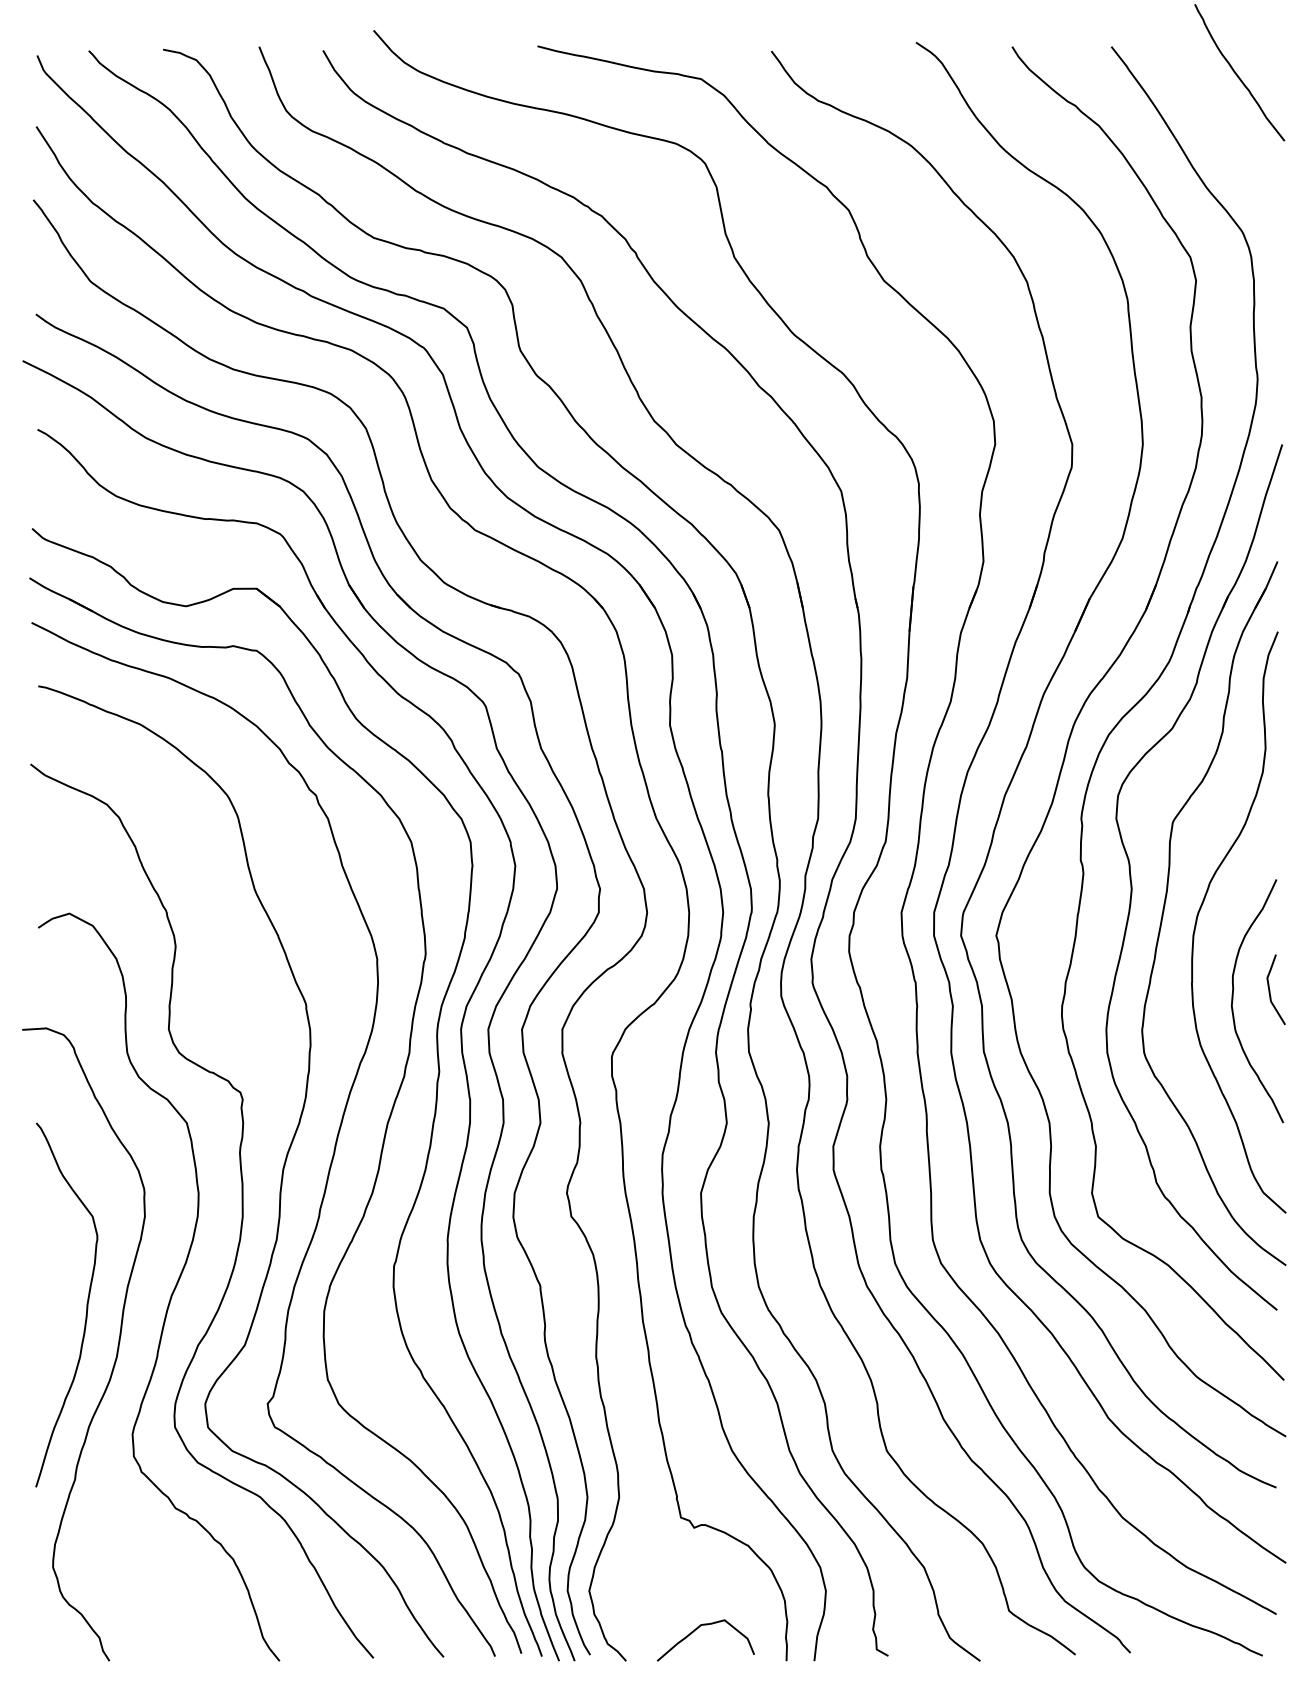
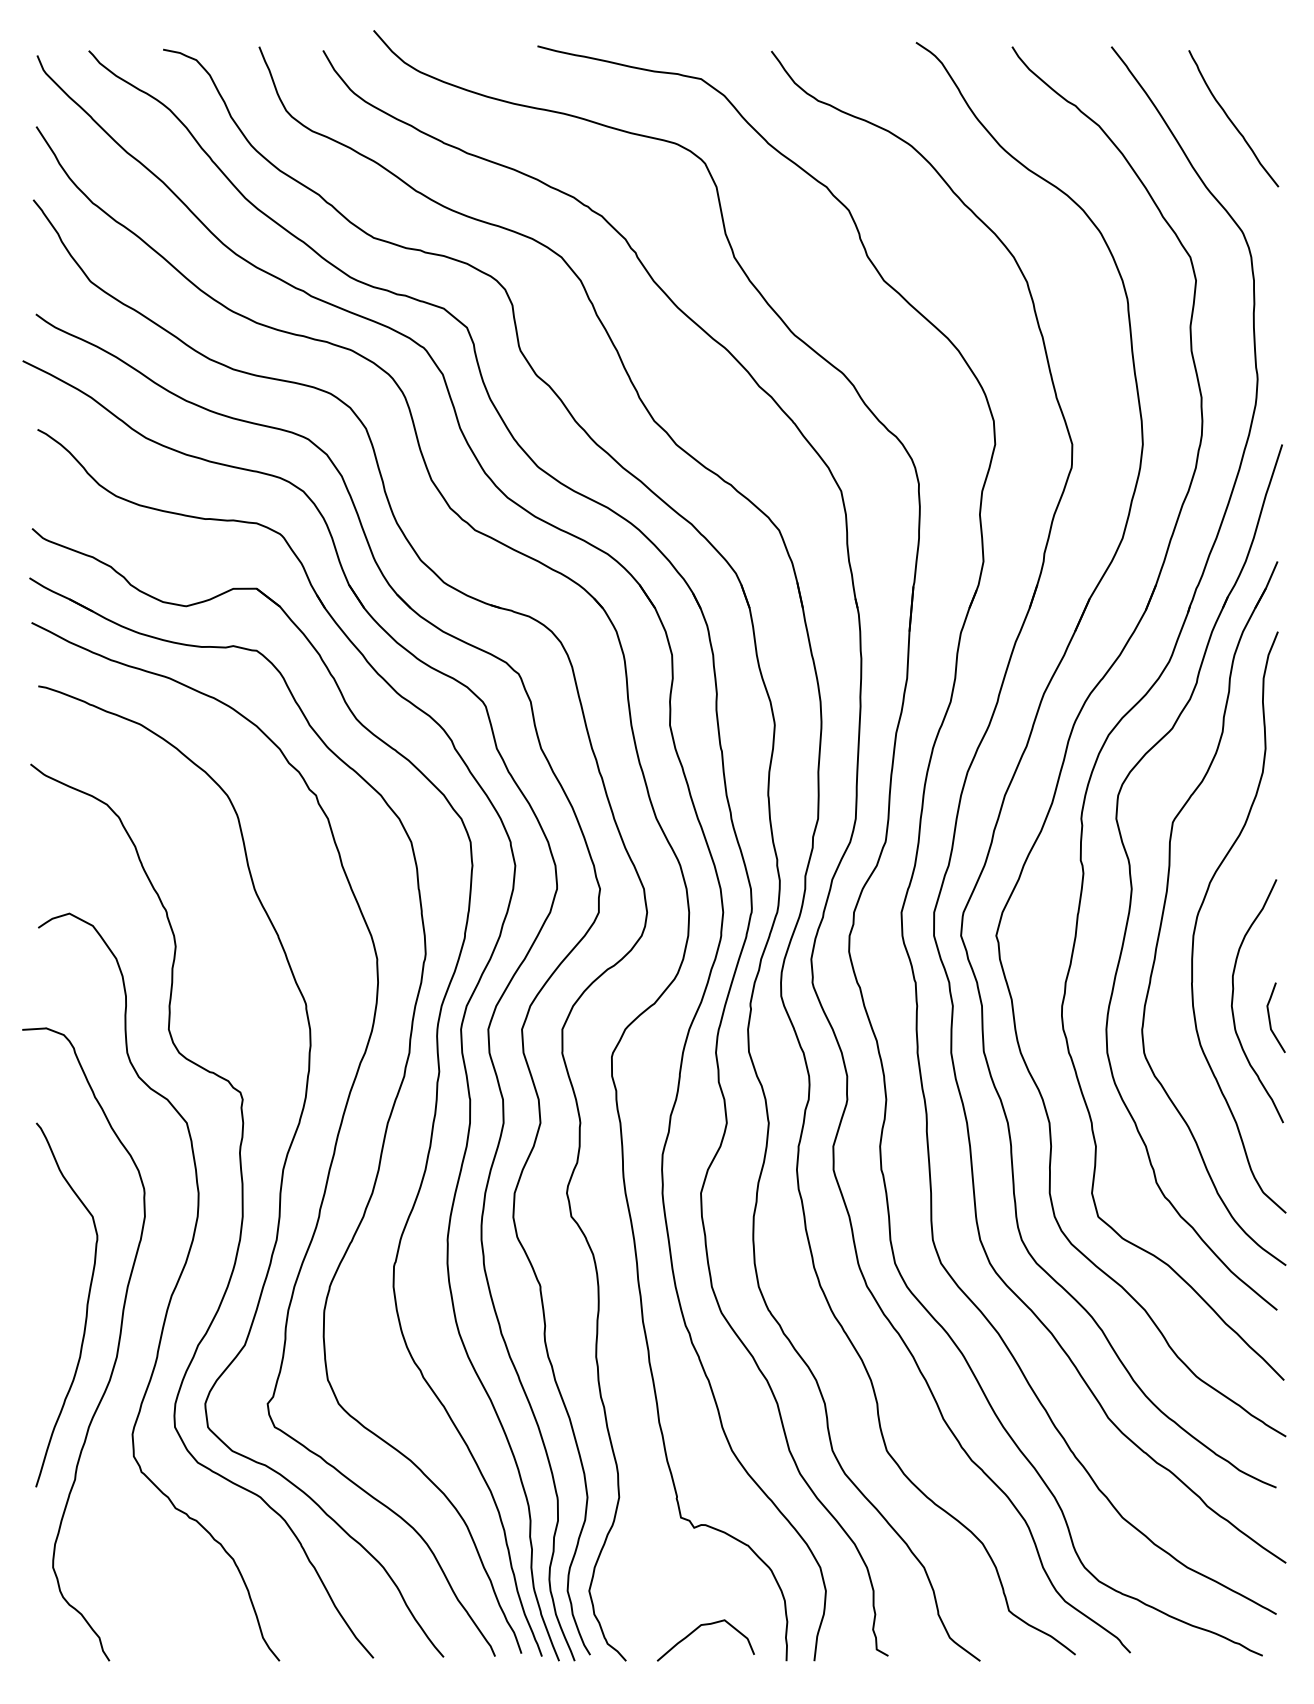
curve position: (1237, 74) -> (1231, 120) (1231, 120)
line position: (1270, 989) -> (1270, 1017) (1270, 1017)
